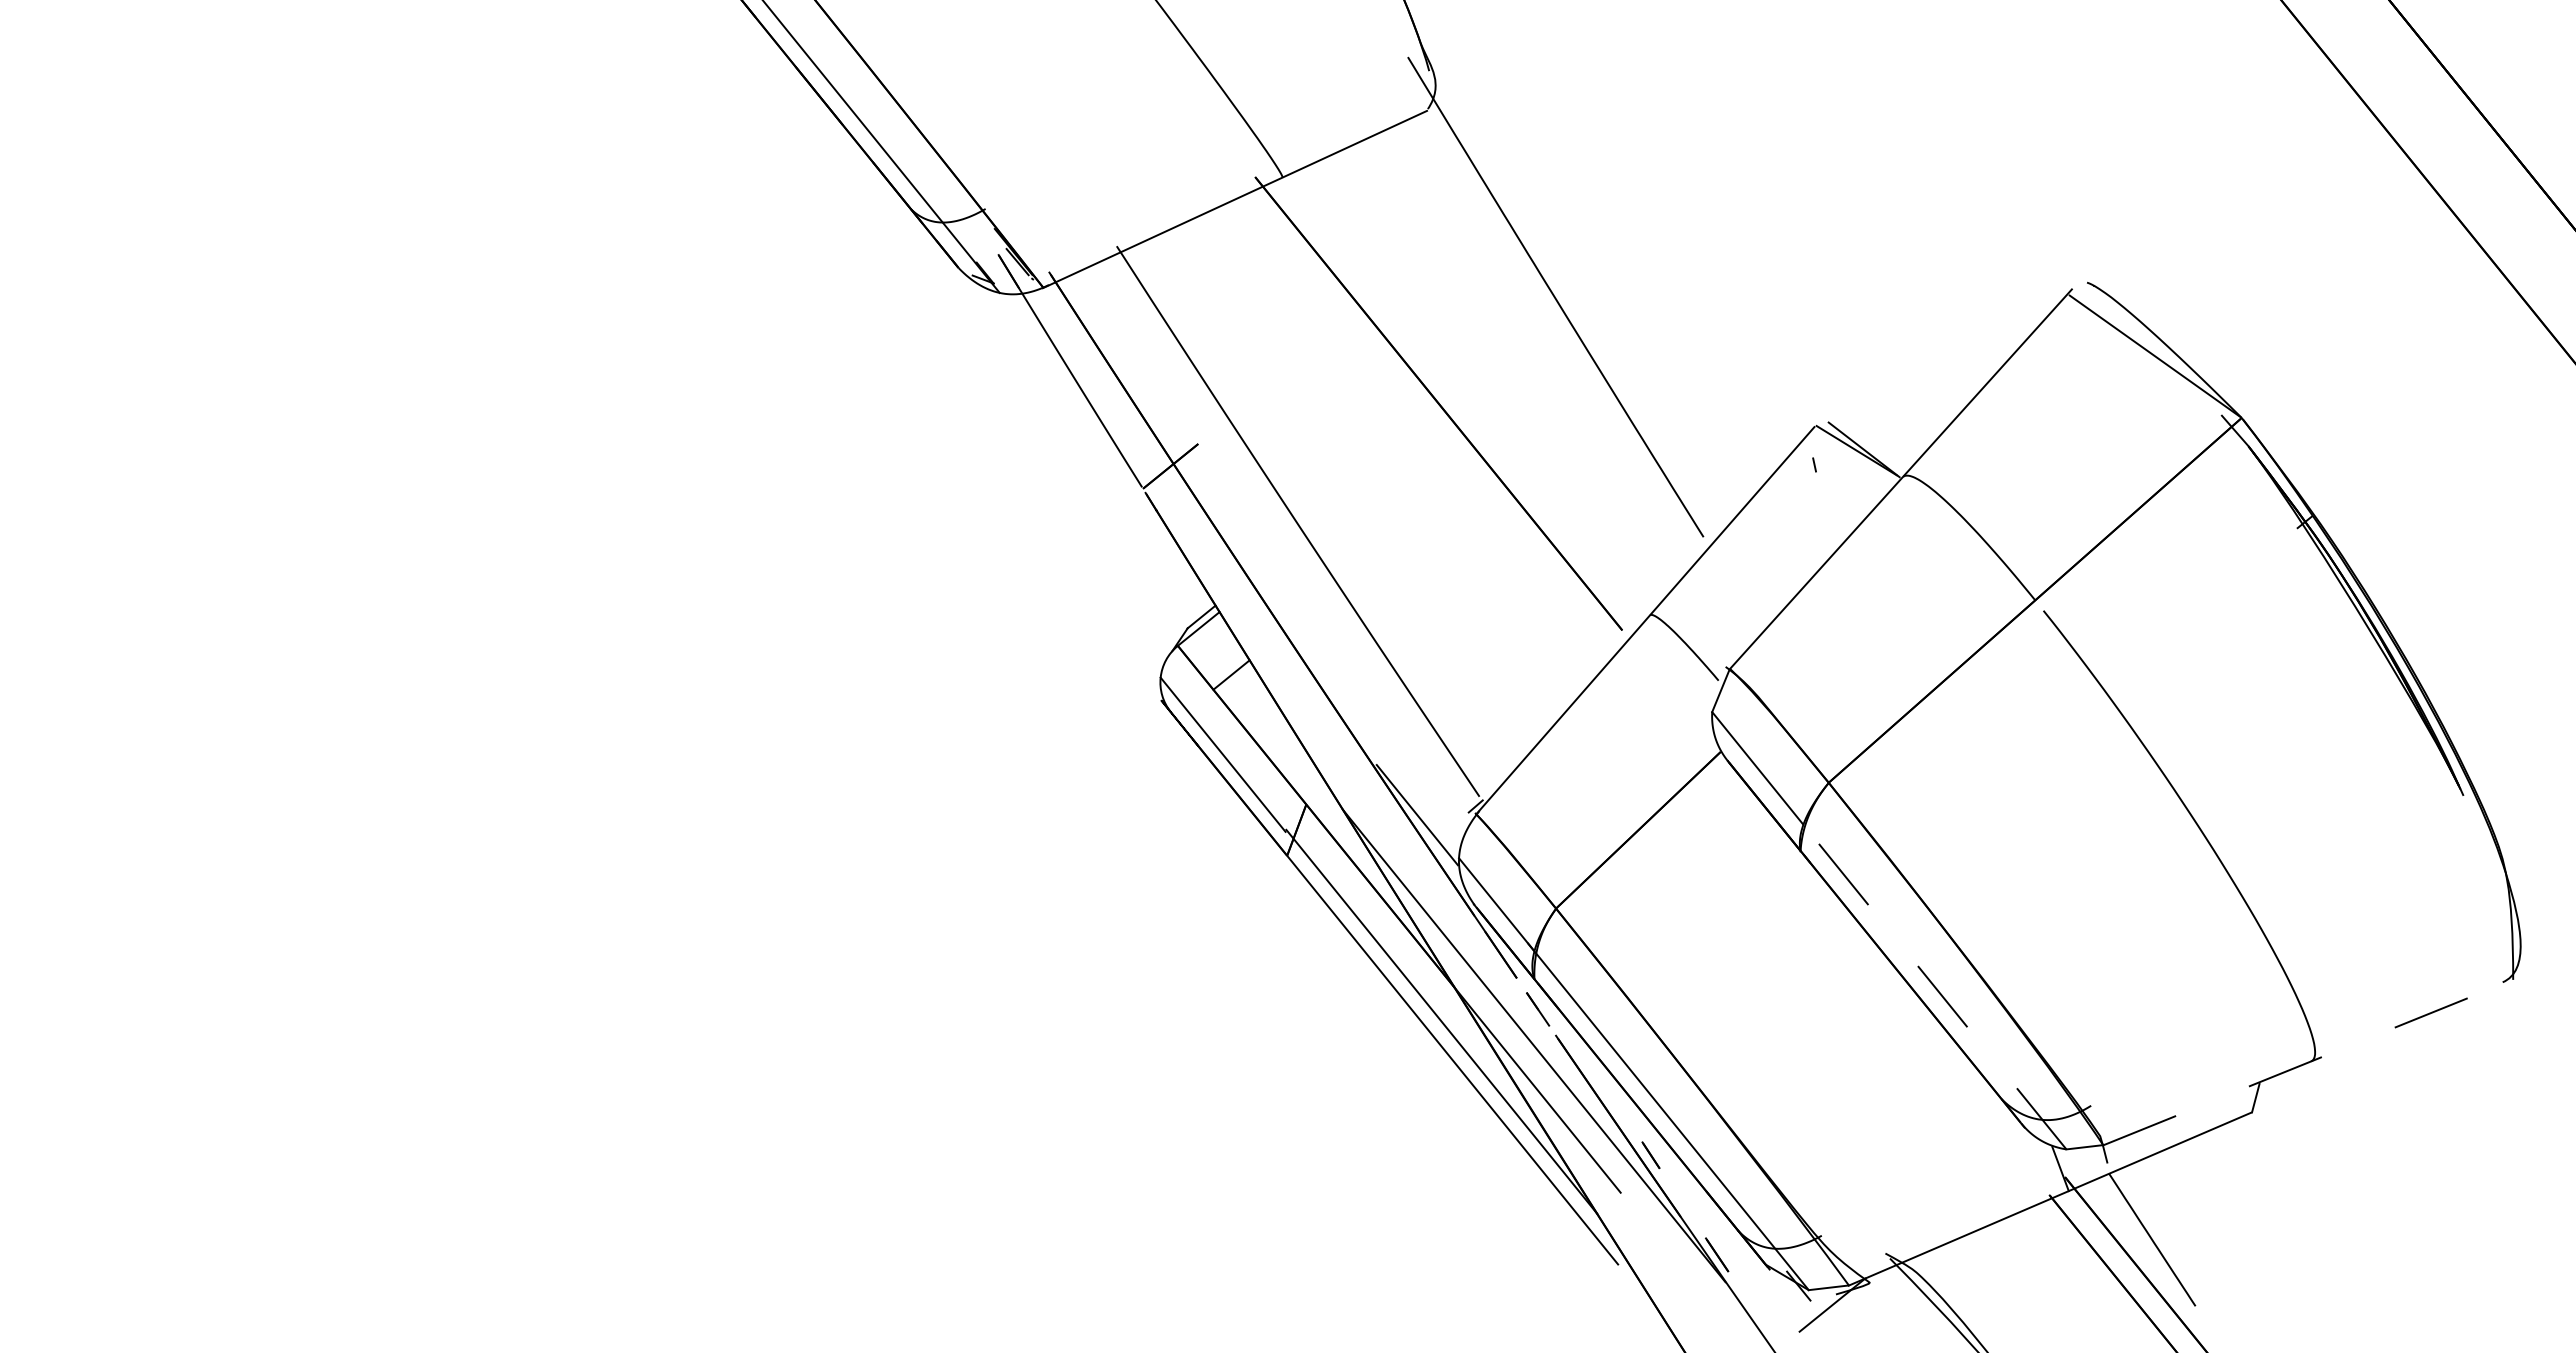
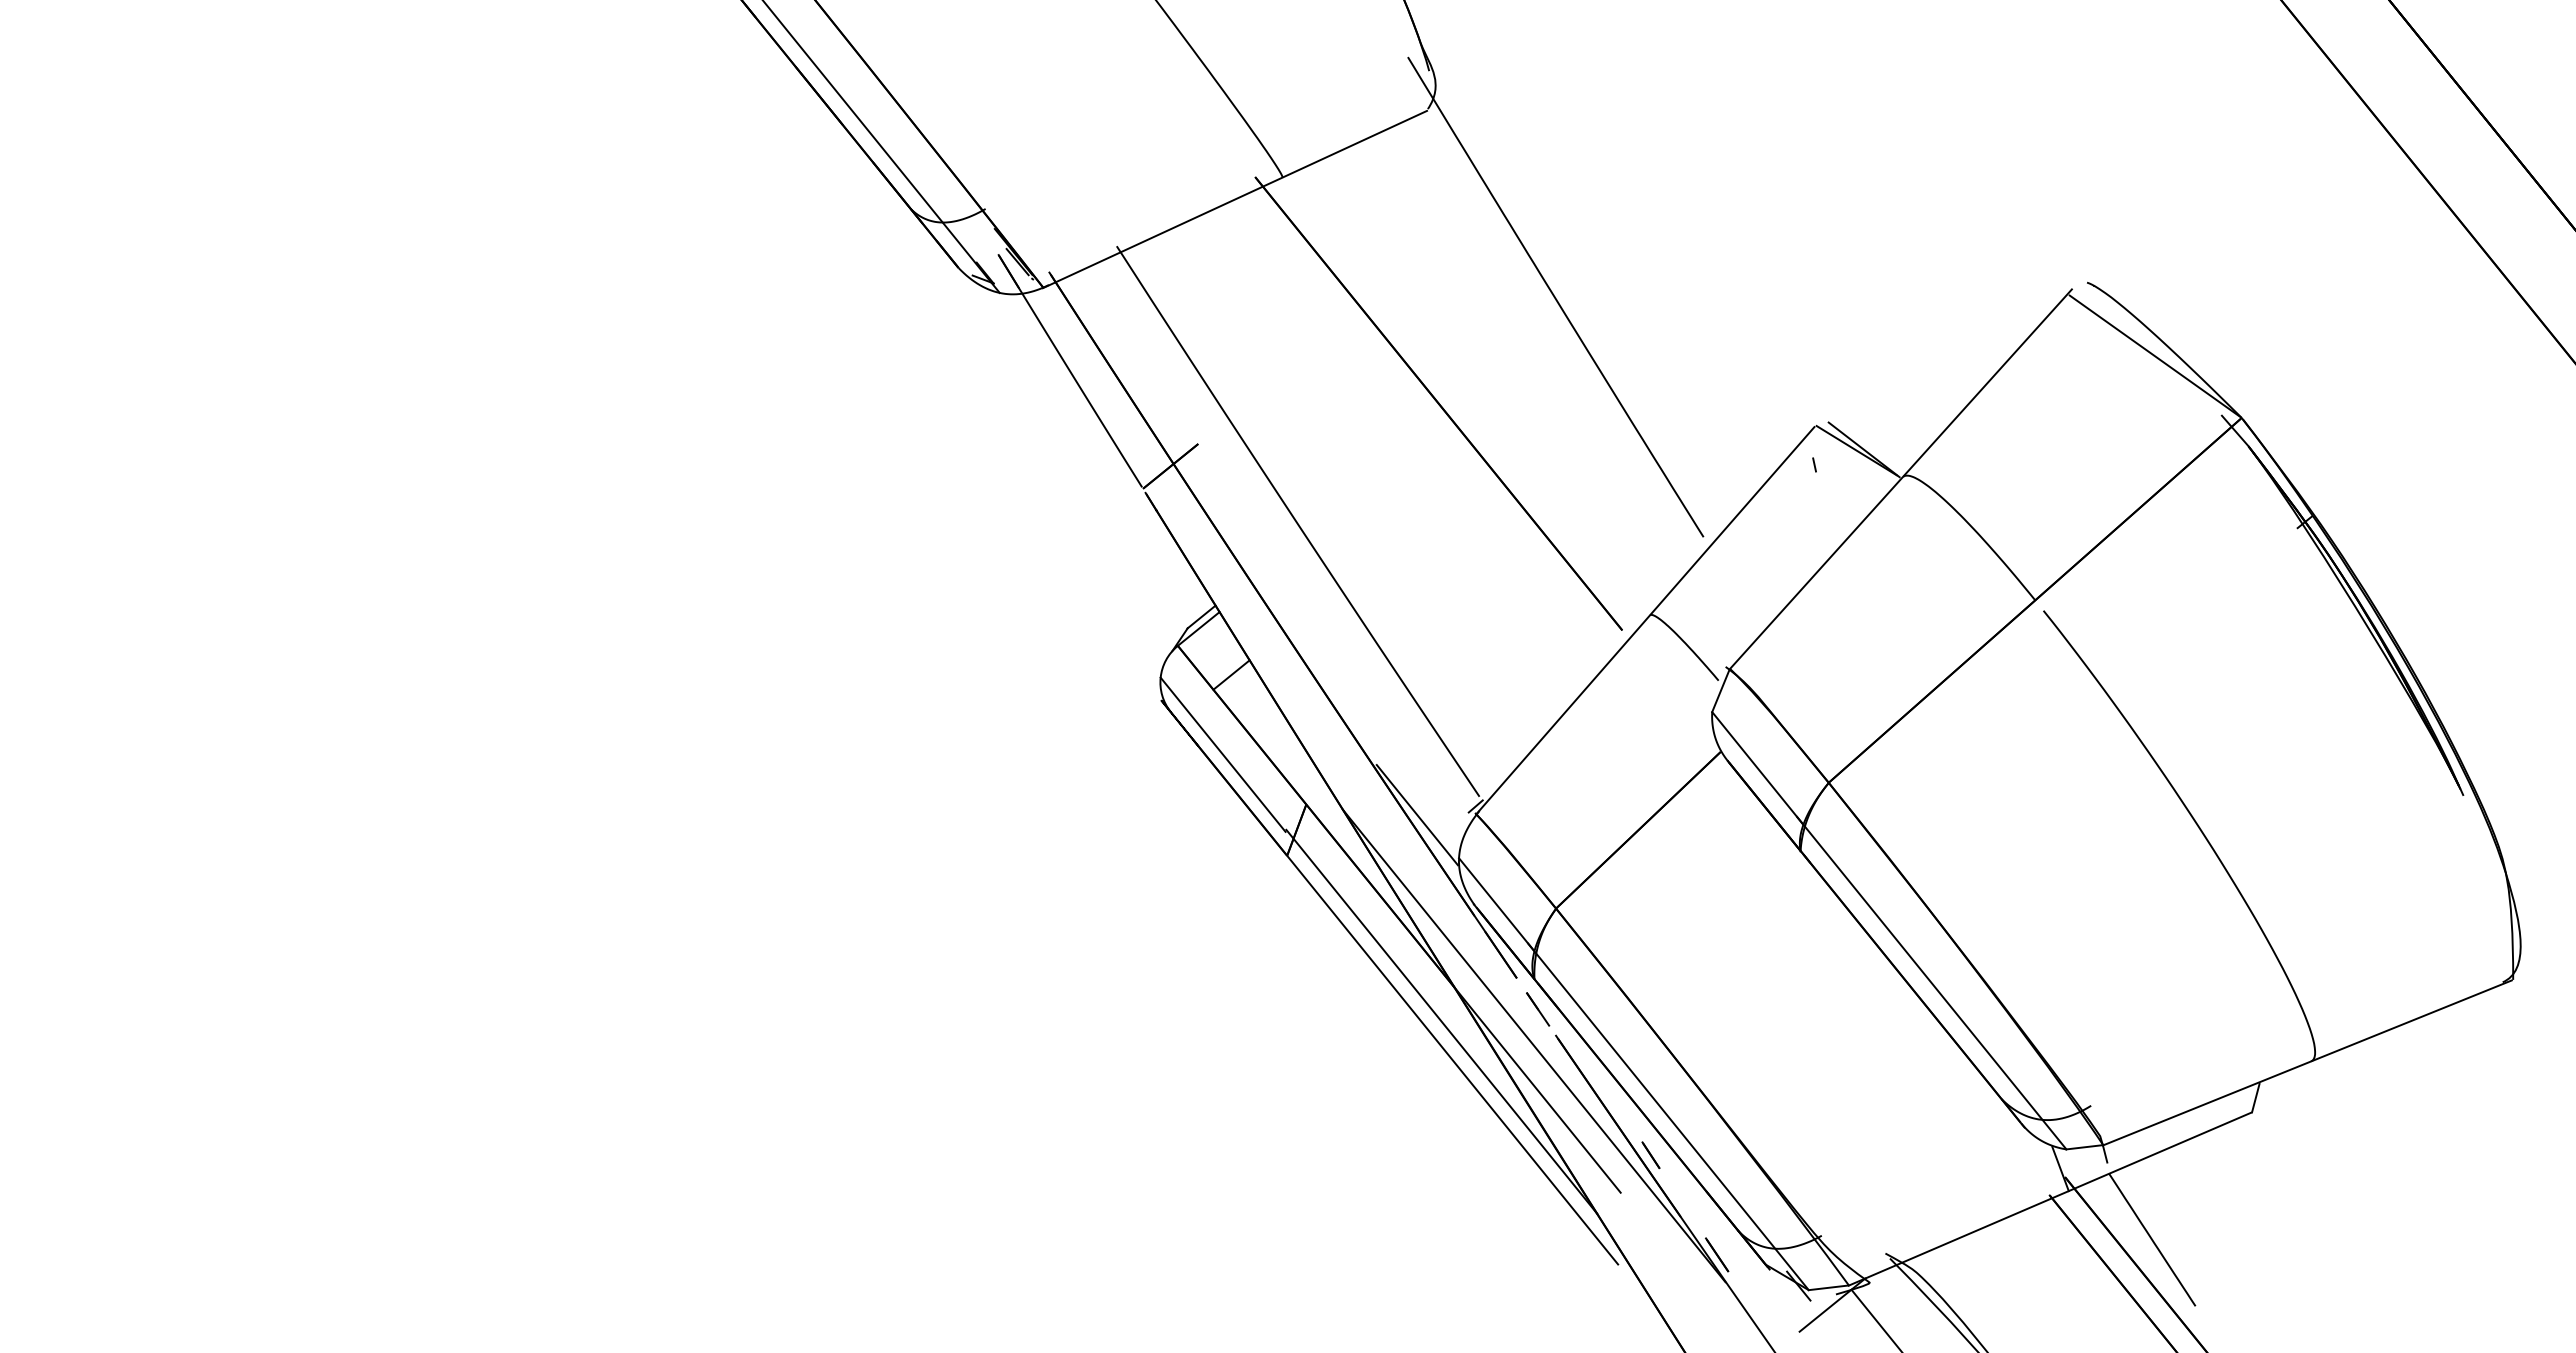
line: dashed -> solid (1931, 983)
line: dashed -> solid (2307, 1062)
line: none -> present (1875, 1319)
